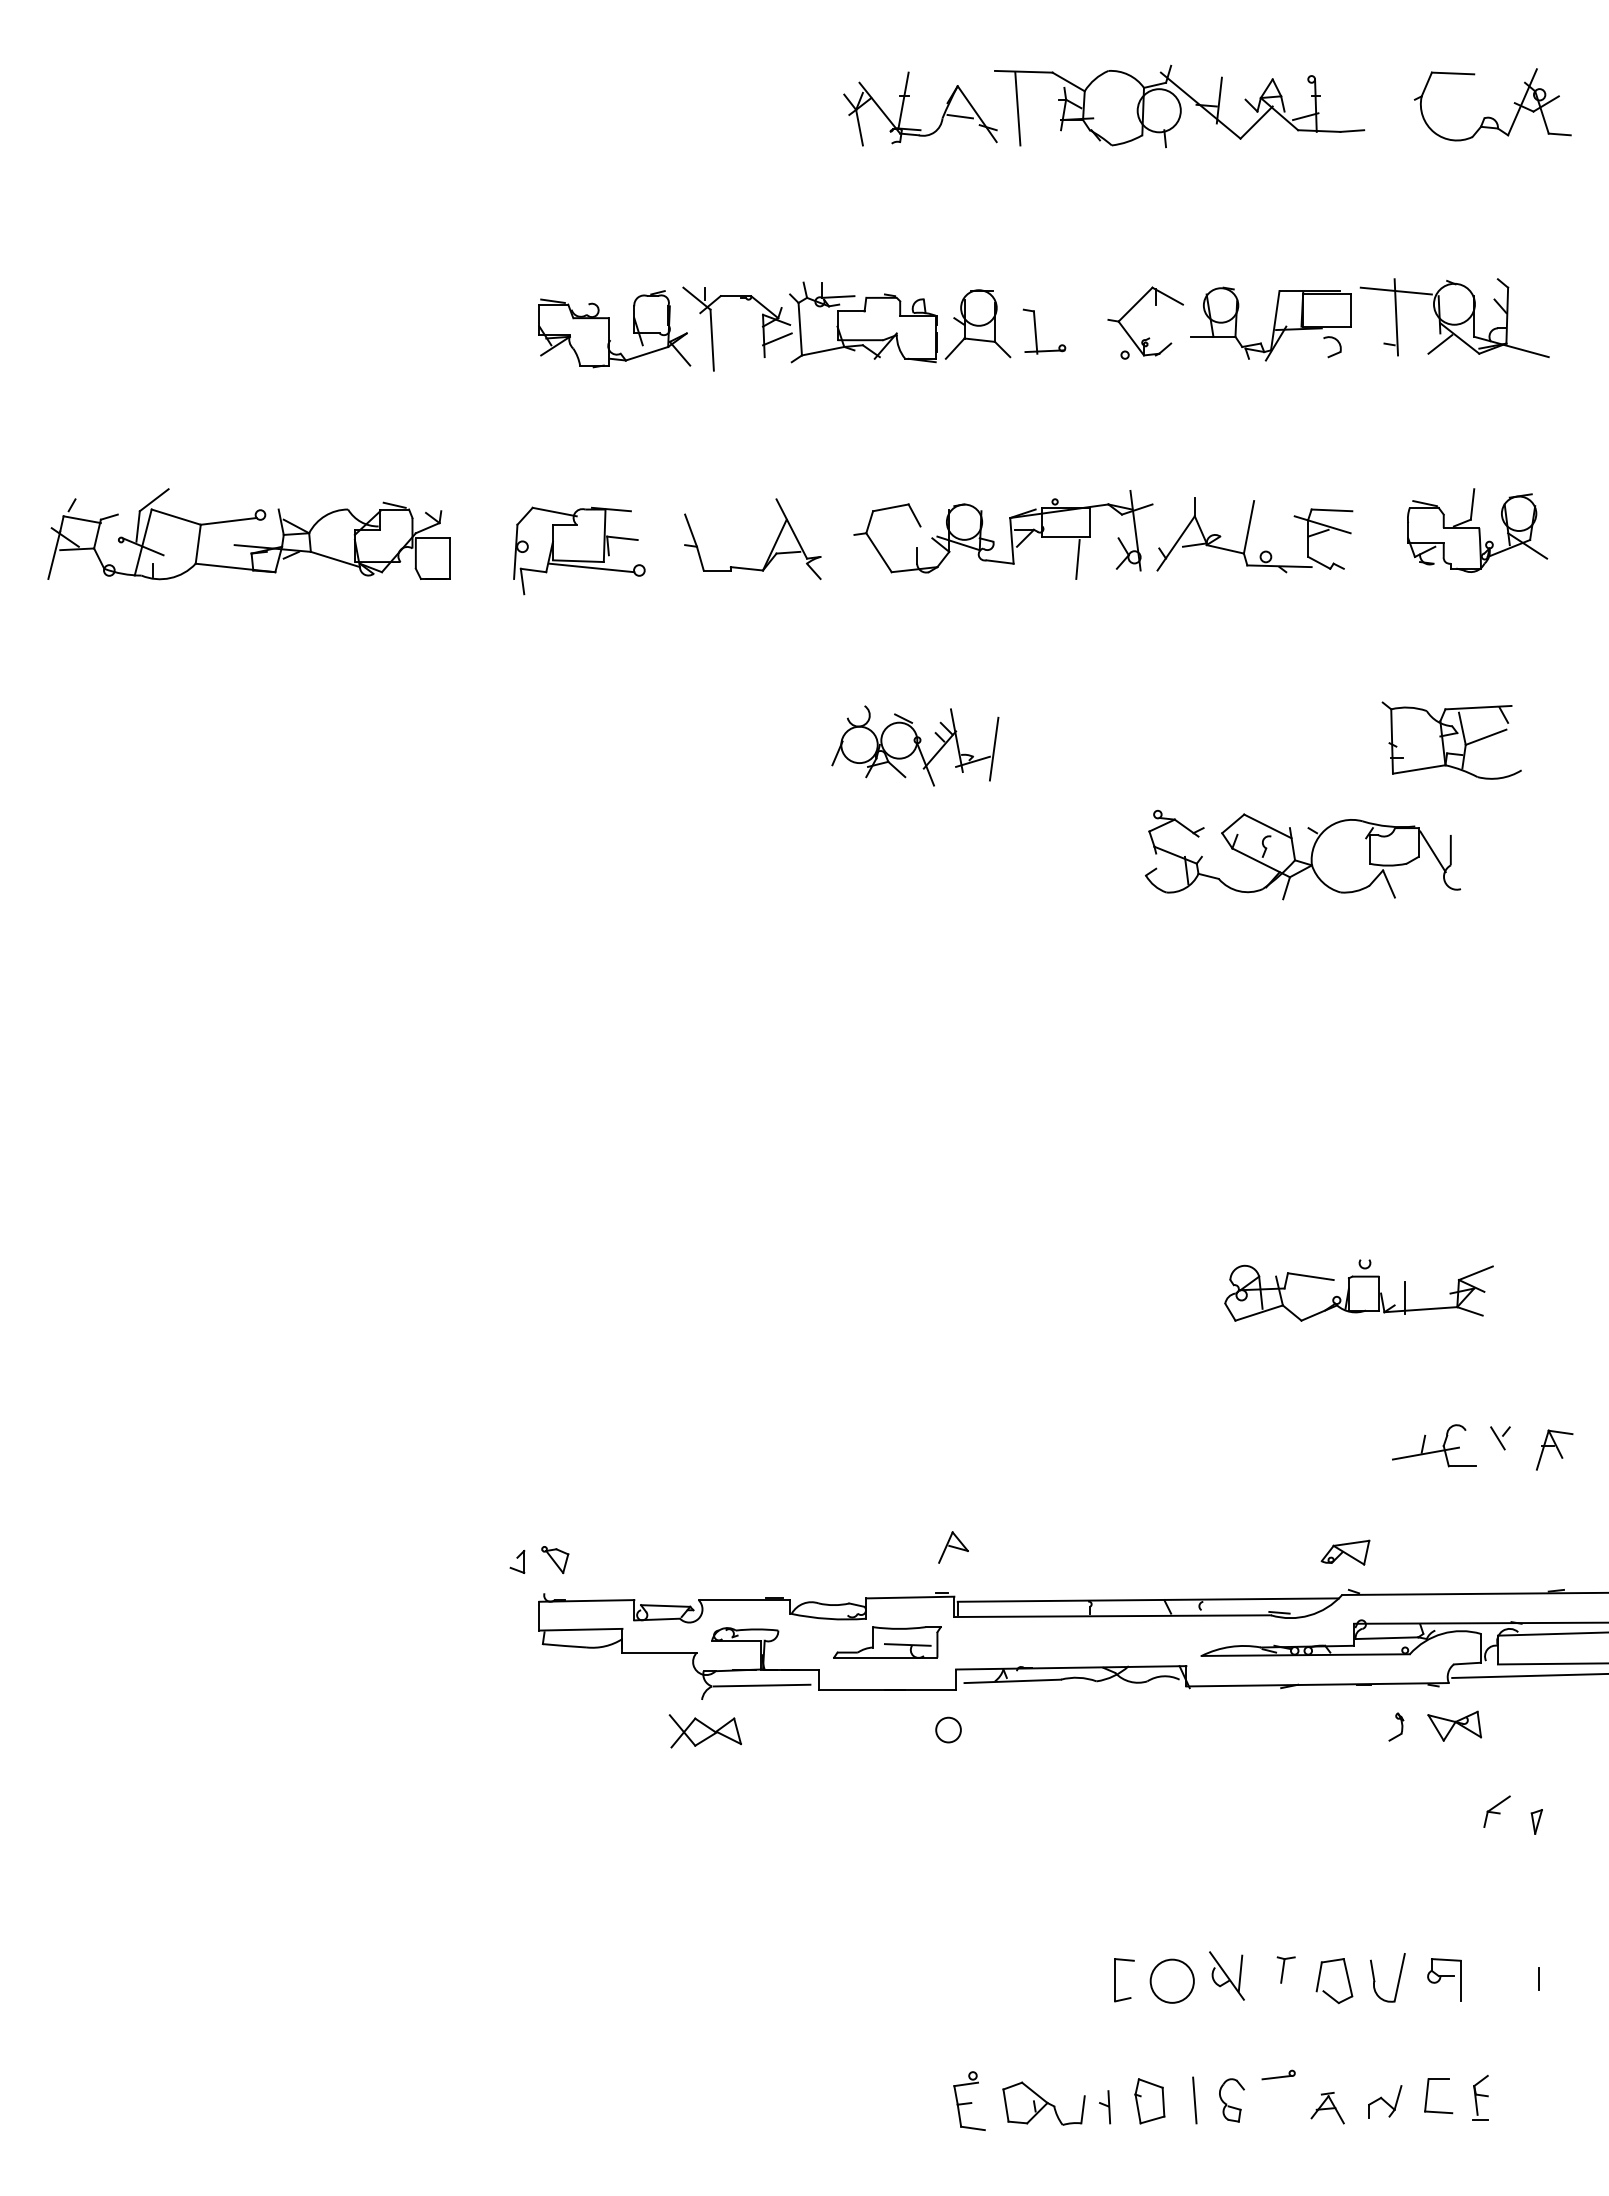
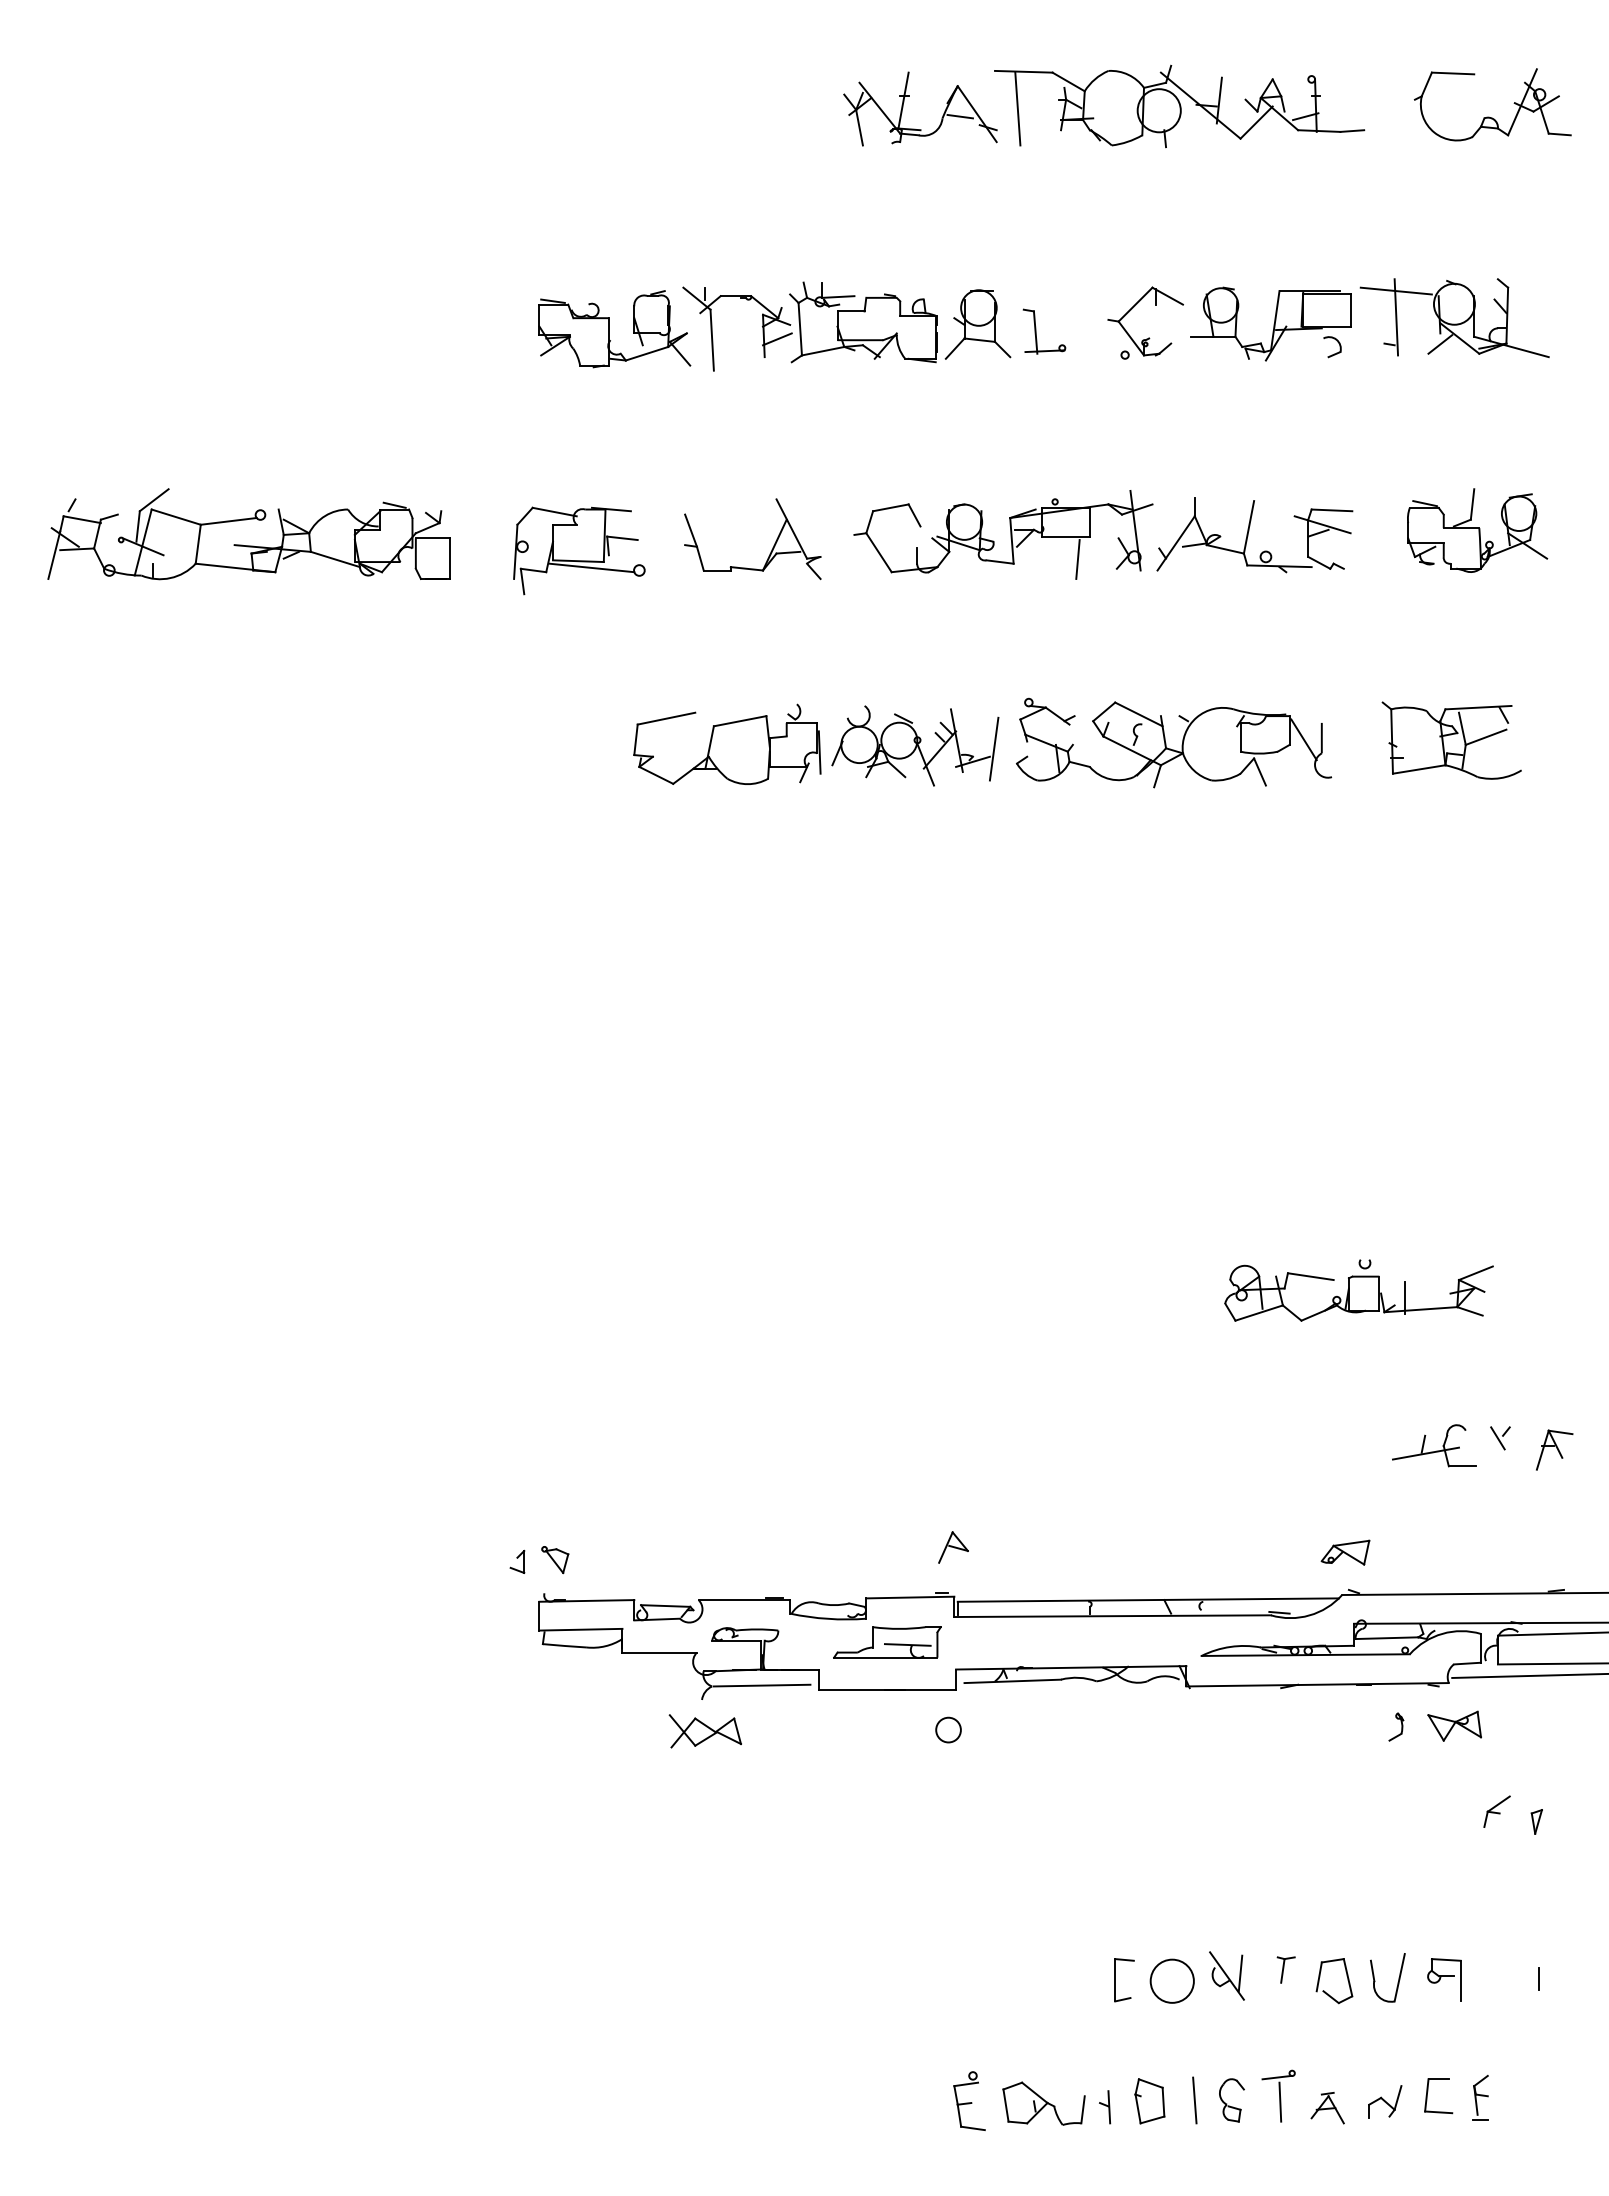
part: none -> present (727, 743)
part position: (1299, 860) -> (1170, 748) (1170, 748)
line: none -> present (1280, 2101)
